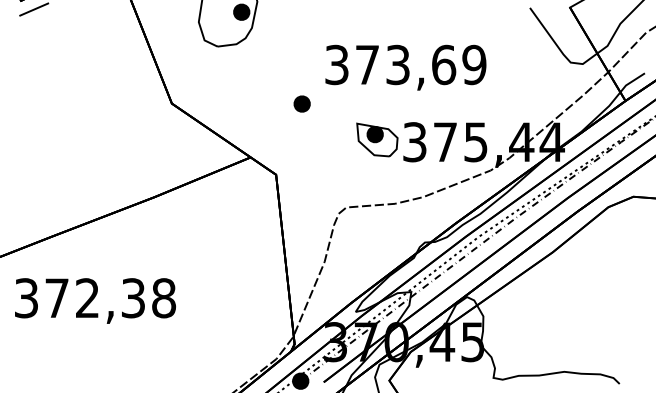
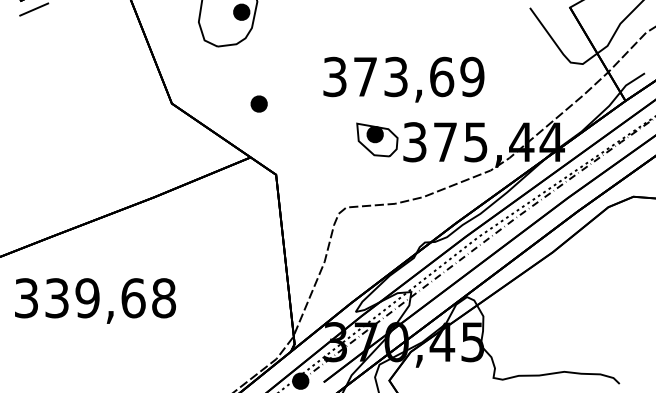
text position: (405, 67) -> (403, 79) (403, 79)
part position: (301, 103) -> (258, 103) (258, 103)
text: 372,38 -> 339,68 (95, 298)
